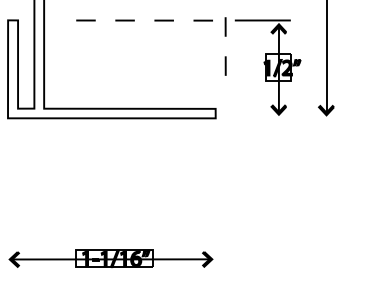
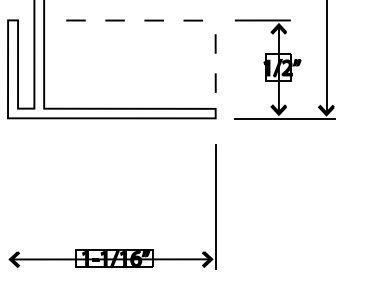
line position: (134, 20) -> (124, 20) (124, 20)
line position: (225, 36) -> (215, 53) (215, 53)
line: none -> present (285, 118)
line: none -> present (215, 206)
